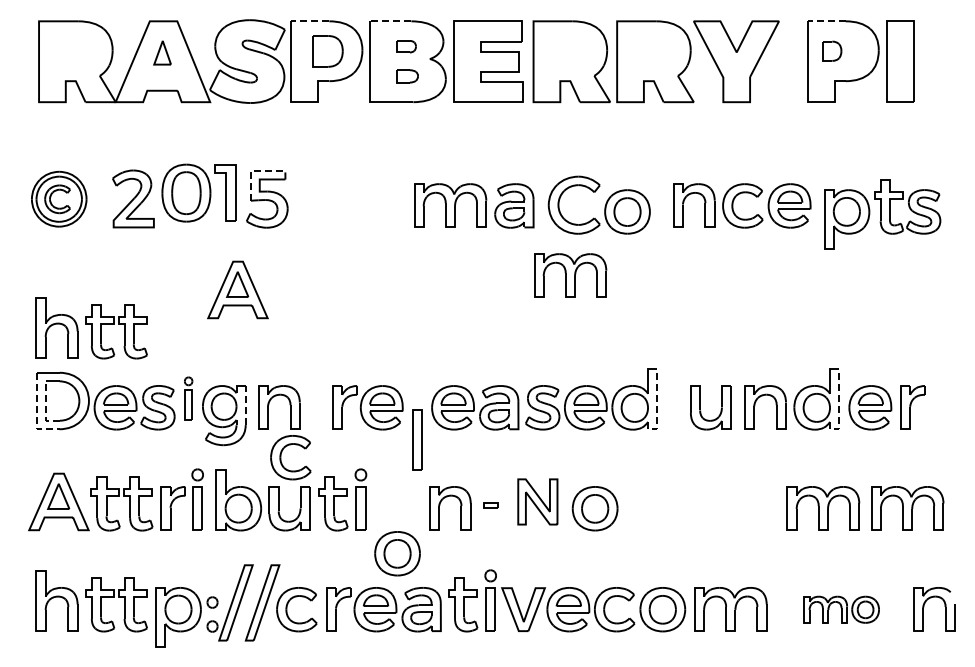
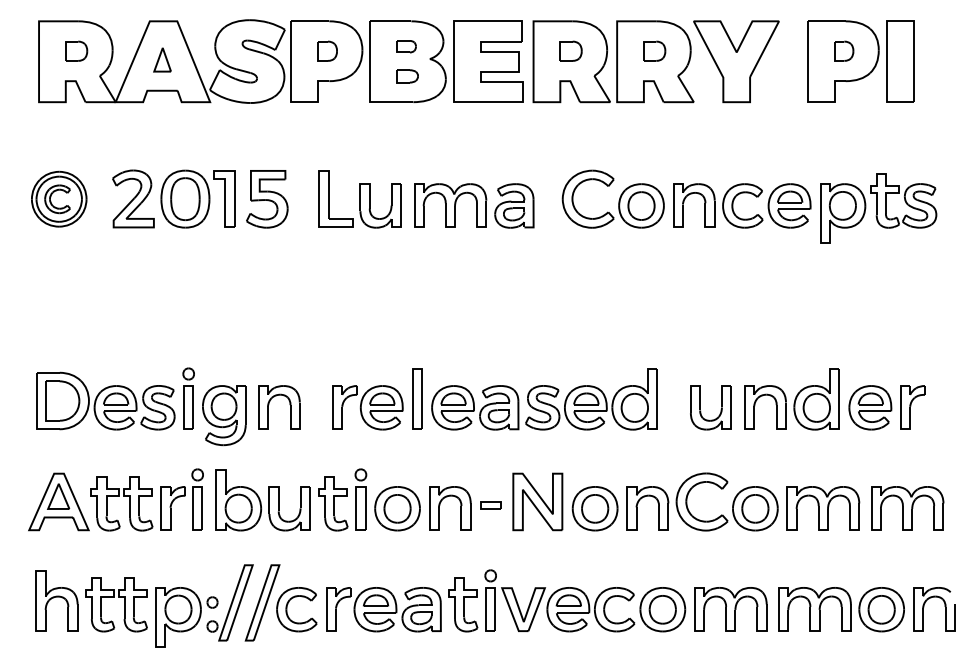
line: dashed -> solid (310, 21)
line: dashed -> solid (390, 21)
line: dashed -> solid (826, 21)
part: none -> present (76, 50)
part: none -> present (570, 50)
part: none -> present (654, 50)
part position: (832, 50) -> (844, 50) (844, 50)
part size: 32x33 px -> 21x22 px (327, 50)
part position: (162, 52) -> (162, 59) (162, 59)
line: dashed -> solid (257, 170)
part position: (198, 192) -> (197, 198) (197, 198)
part: none -> present (359, 199)
part position: (604, 206) -> (618, 200) (618, 200)
part position: (882, 214) -> (878, 208) (878, 208)
part: present -> none (570, 275)
part: present -> none (237, 289)
part: present -> none (91, 328)
part size: 10x45 px -> 13x63 px (188, 398)
line: dashed -> solid (245, 405)
line: dashed -> solid (46, 407)
line: dashed -> solid (657, 409)
line: dashed -> solid (839, 409)
line: dashed -> solid (36, 413)
part position: (417, 439) -> (417, 398) (417, 398)
part: present -> none (281, 457)
part size: 42x48 px -> 52x60 px (537, 501)
part: none -> present (687, 501)
part size: 16x7 px -> 22x9 px (490, 505)
part position: (397, 553) -> (397, 508) (397, 508)
part size: 77x29 px -> 127x46 px (841, 609)
